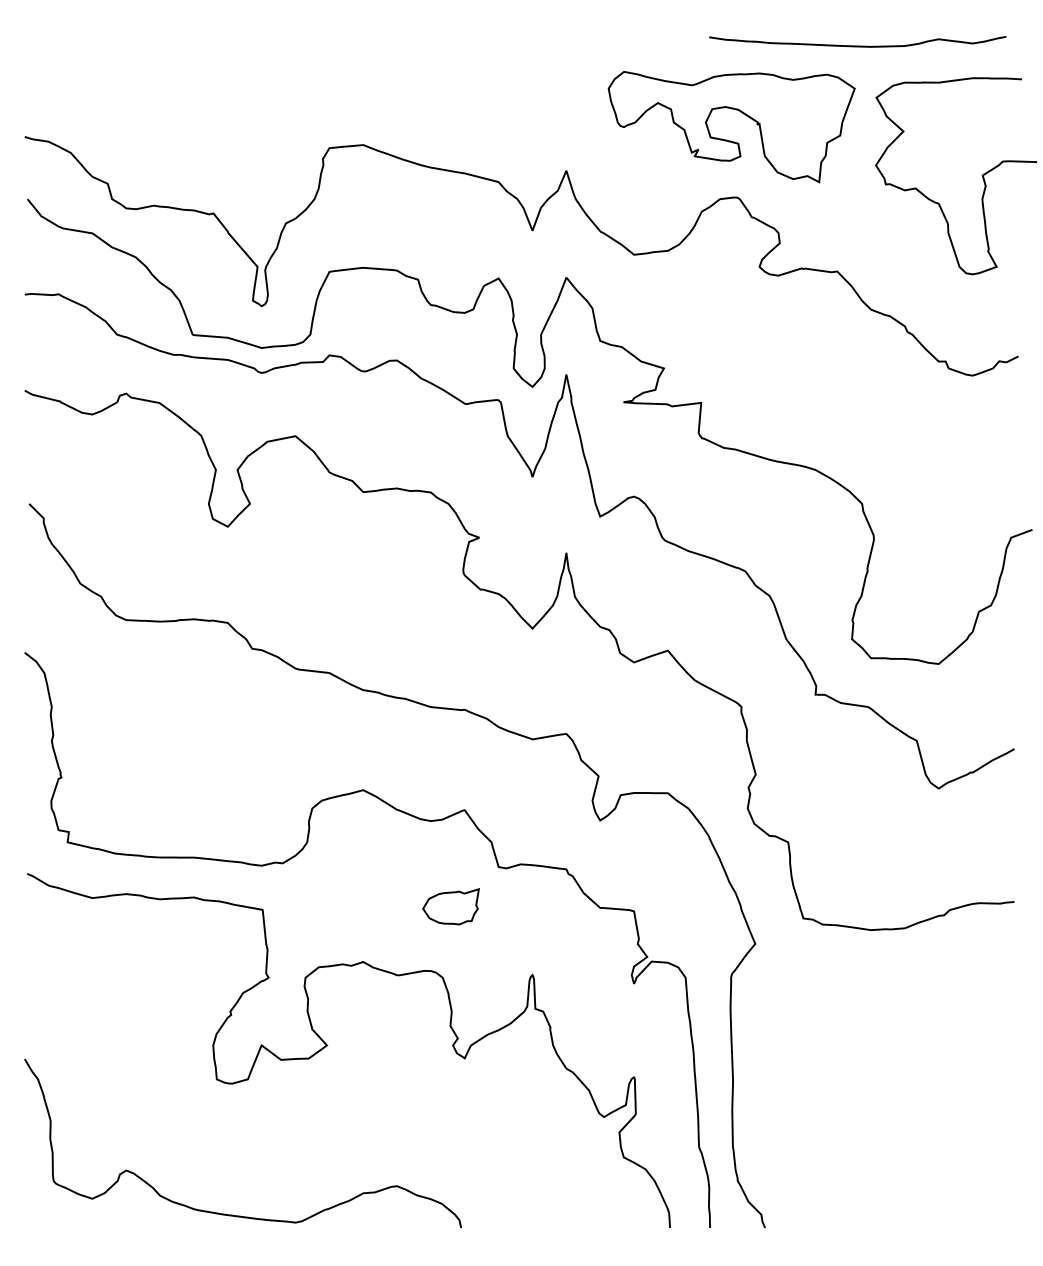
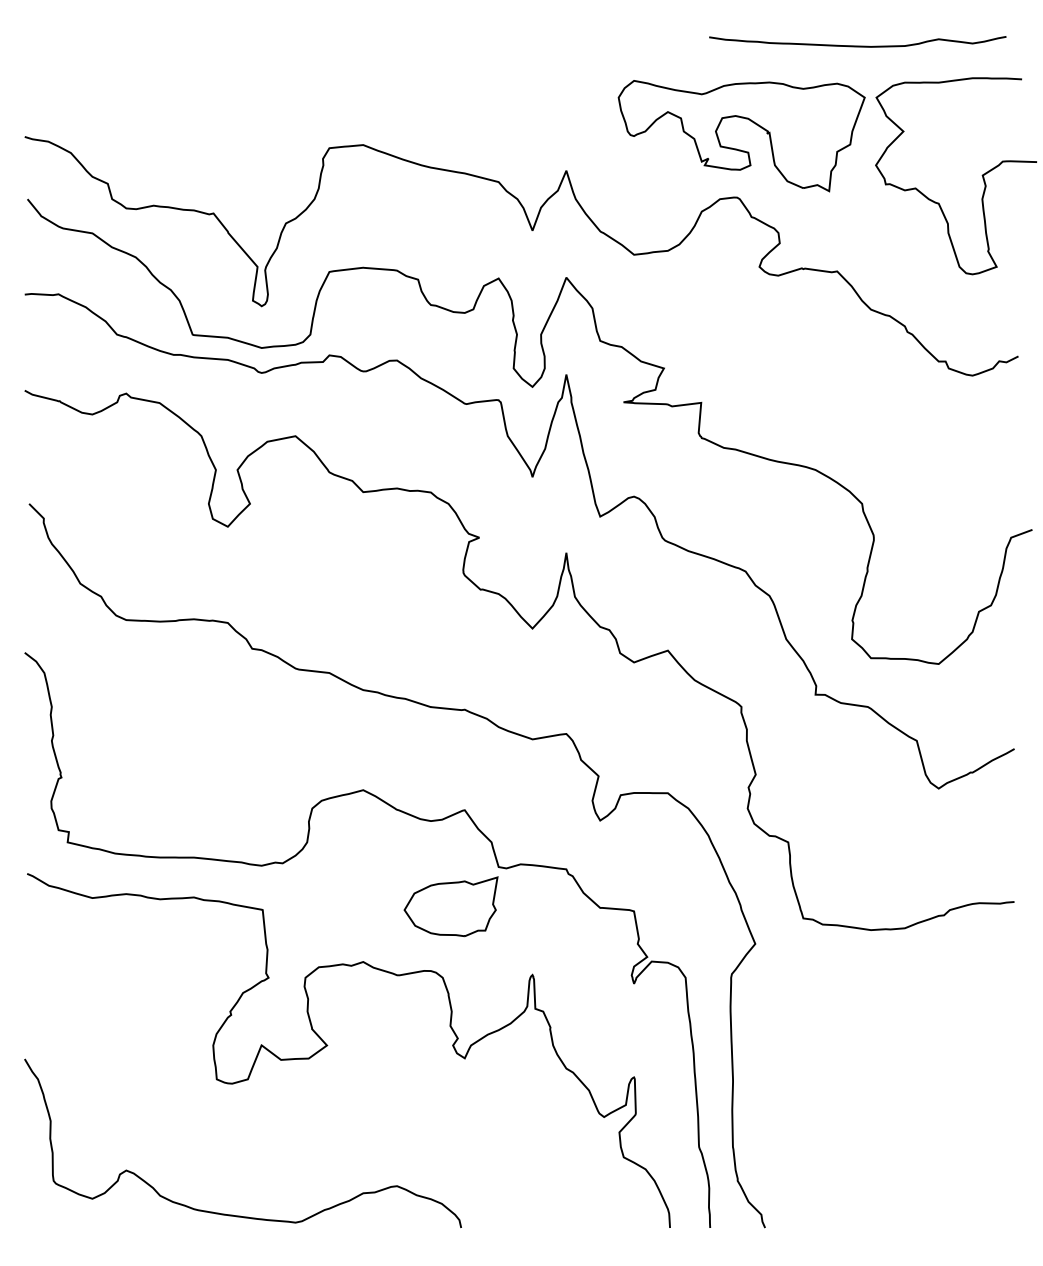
part position: (726, 139) -> (736, 148) (736, 148)
part size: 58x38 px -> 96x62 px (450, 906)
